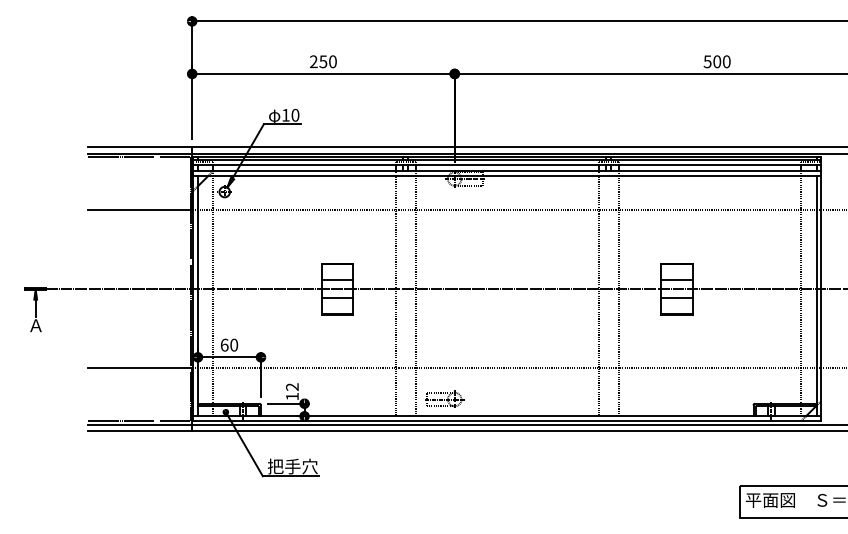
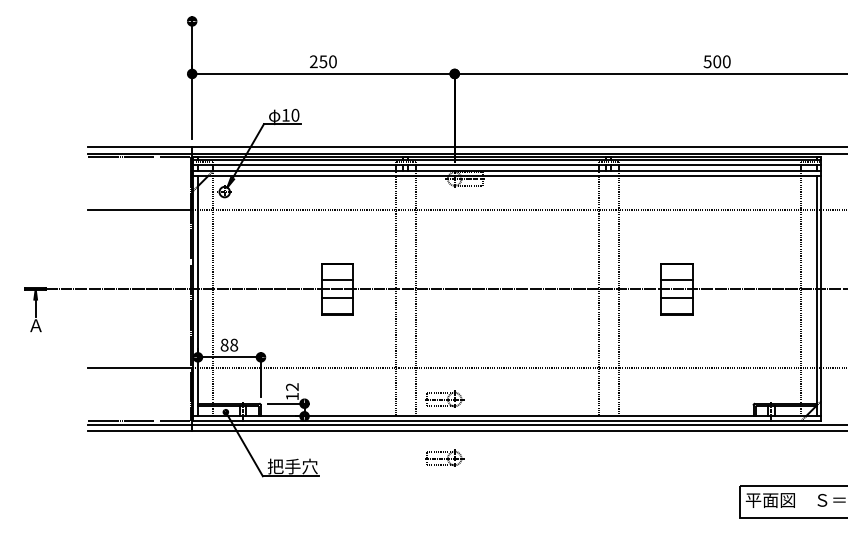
line: present -> none (518, 21)
text: 60 -> 88 (229, 344)
part: none -> present (444, 457)
